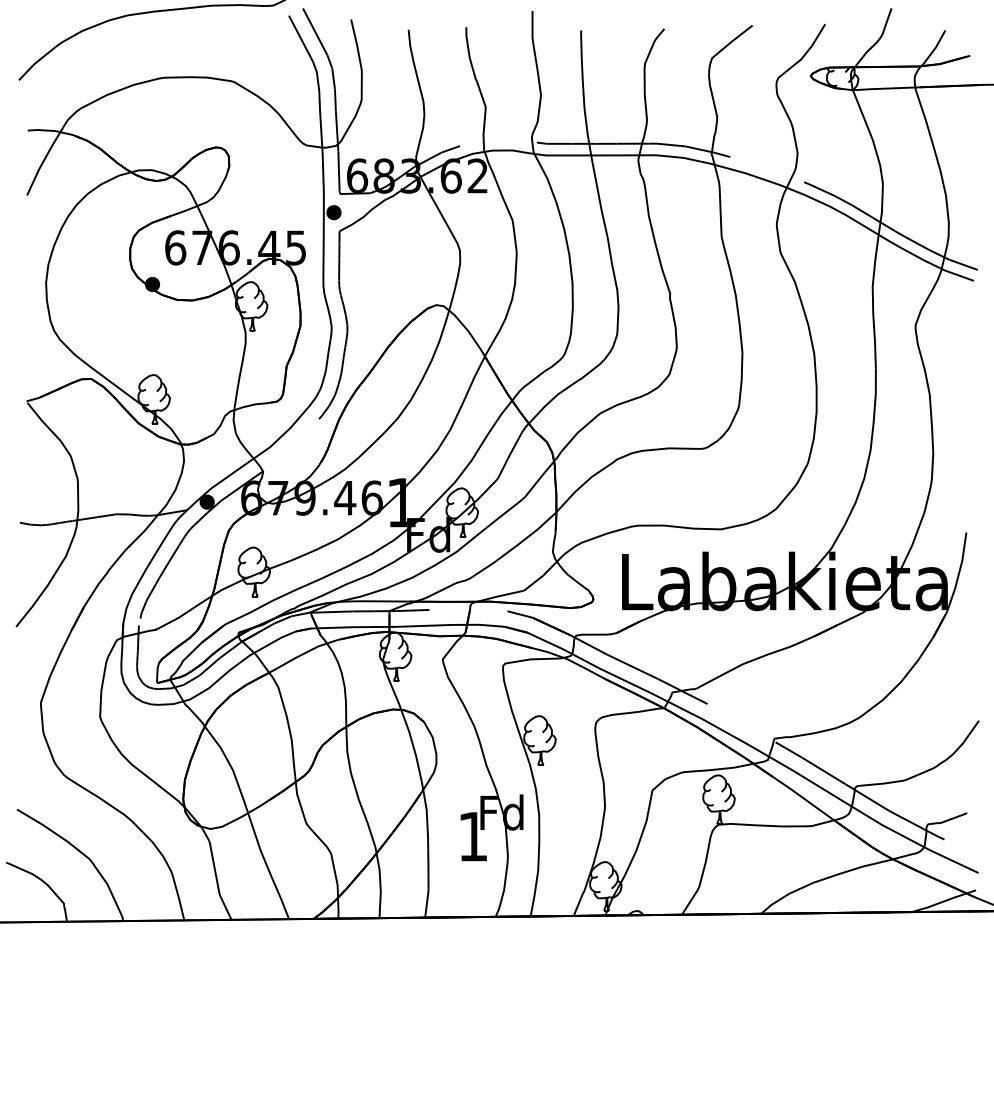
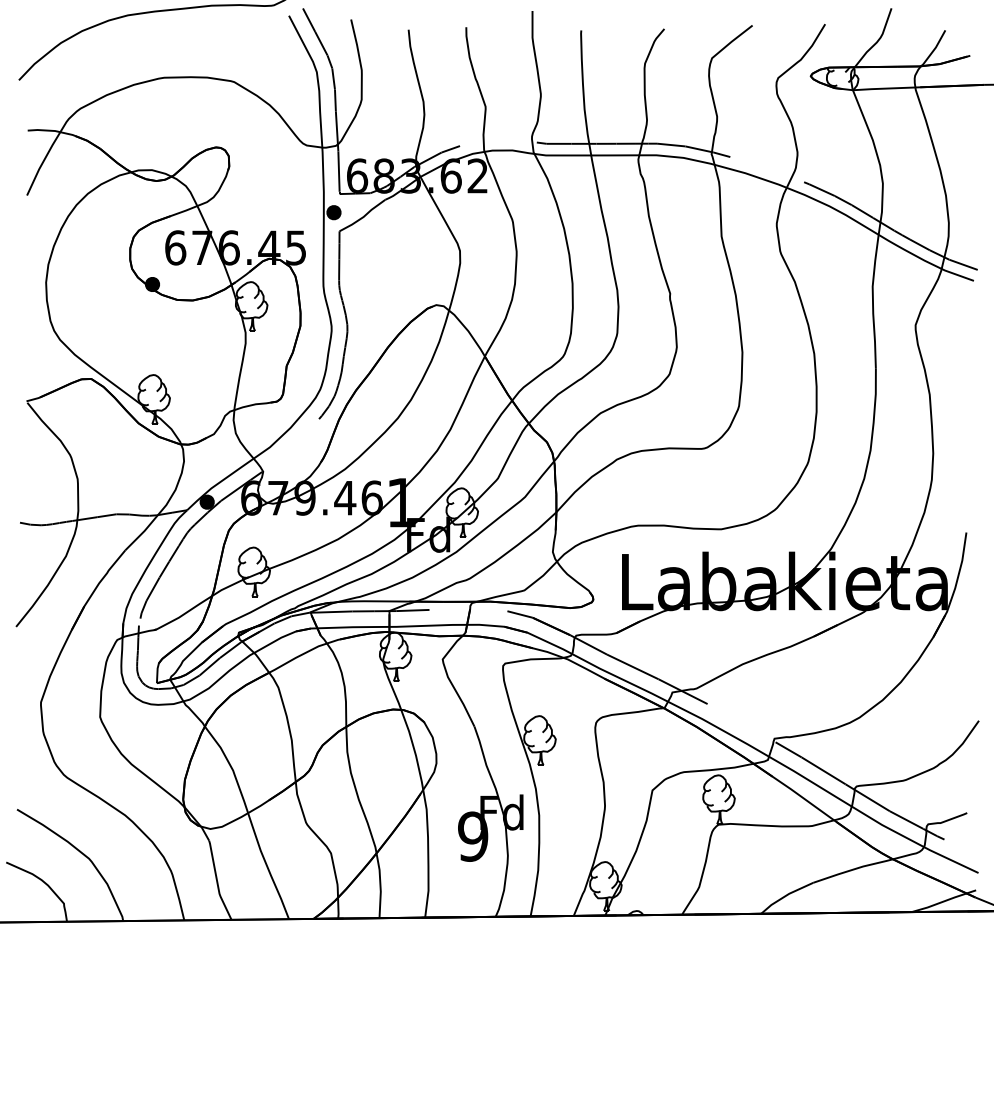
text: 1 -> 9 (473, 836)
